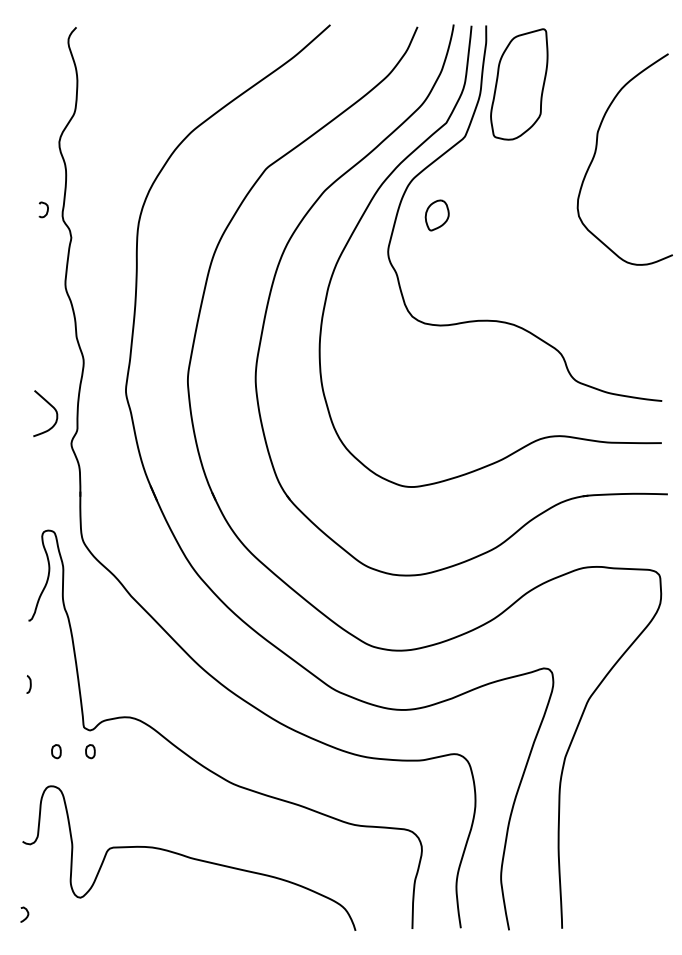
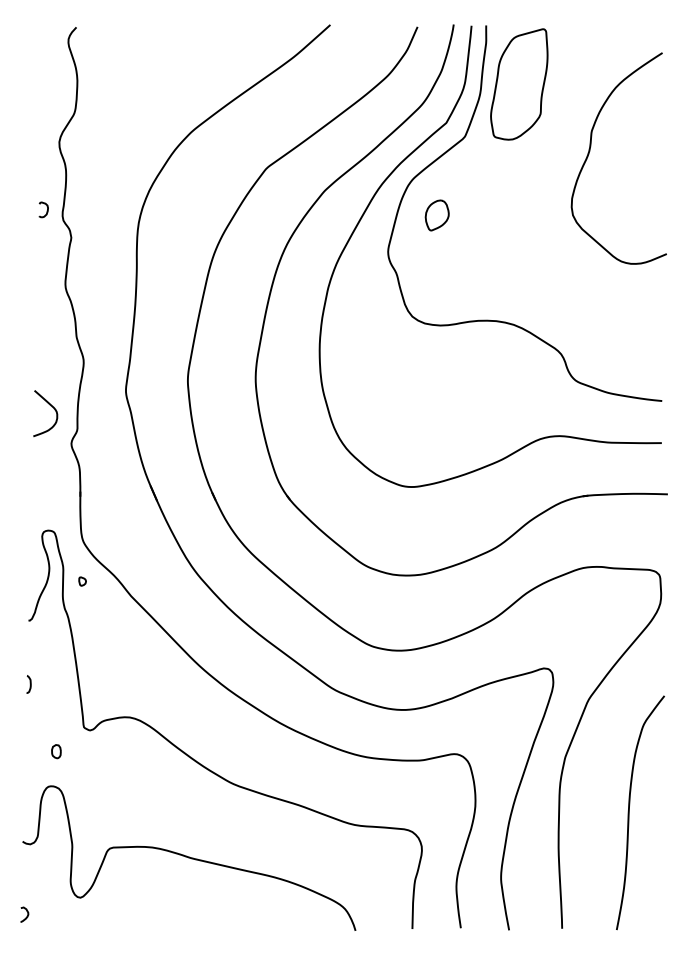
curve position: (596, 152) -> (590, 151) (590, 151)
part: none -> present (82, 581)
part: present -> none (90, 751)
curve: none -> present (629, 812)
